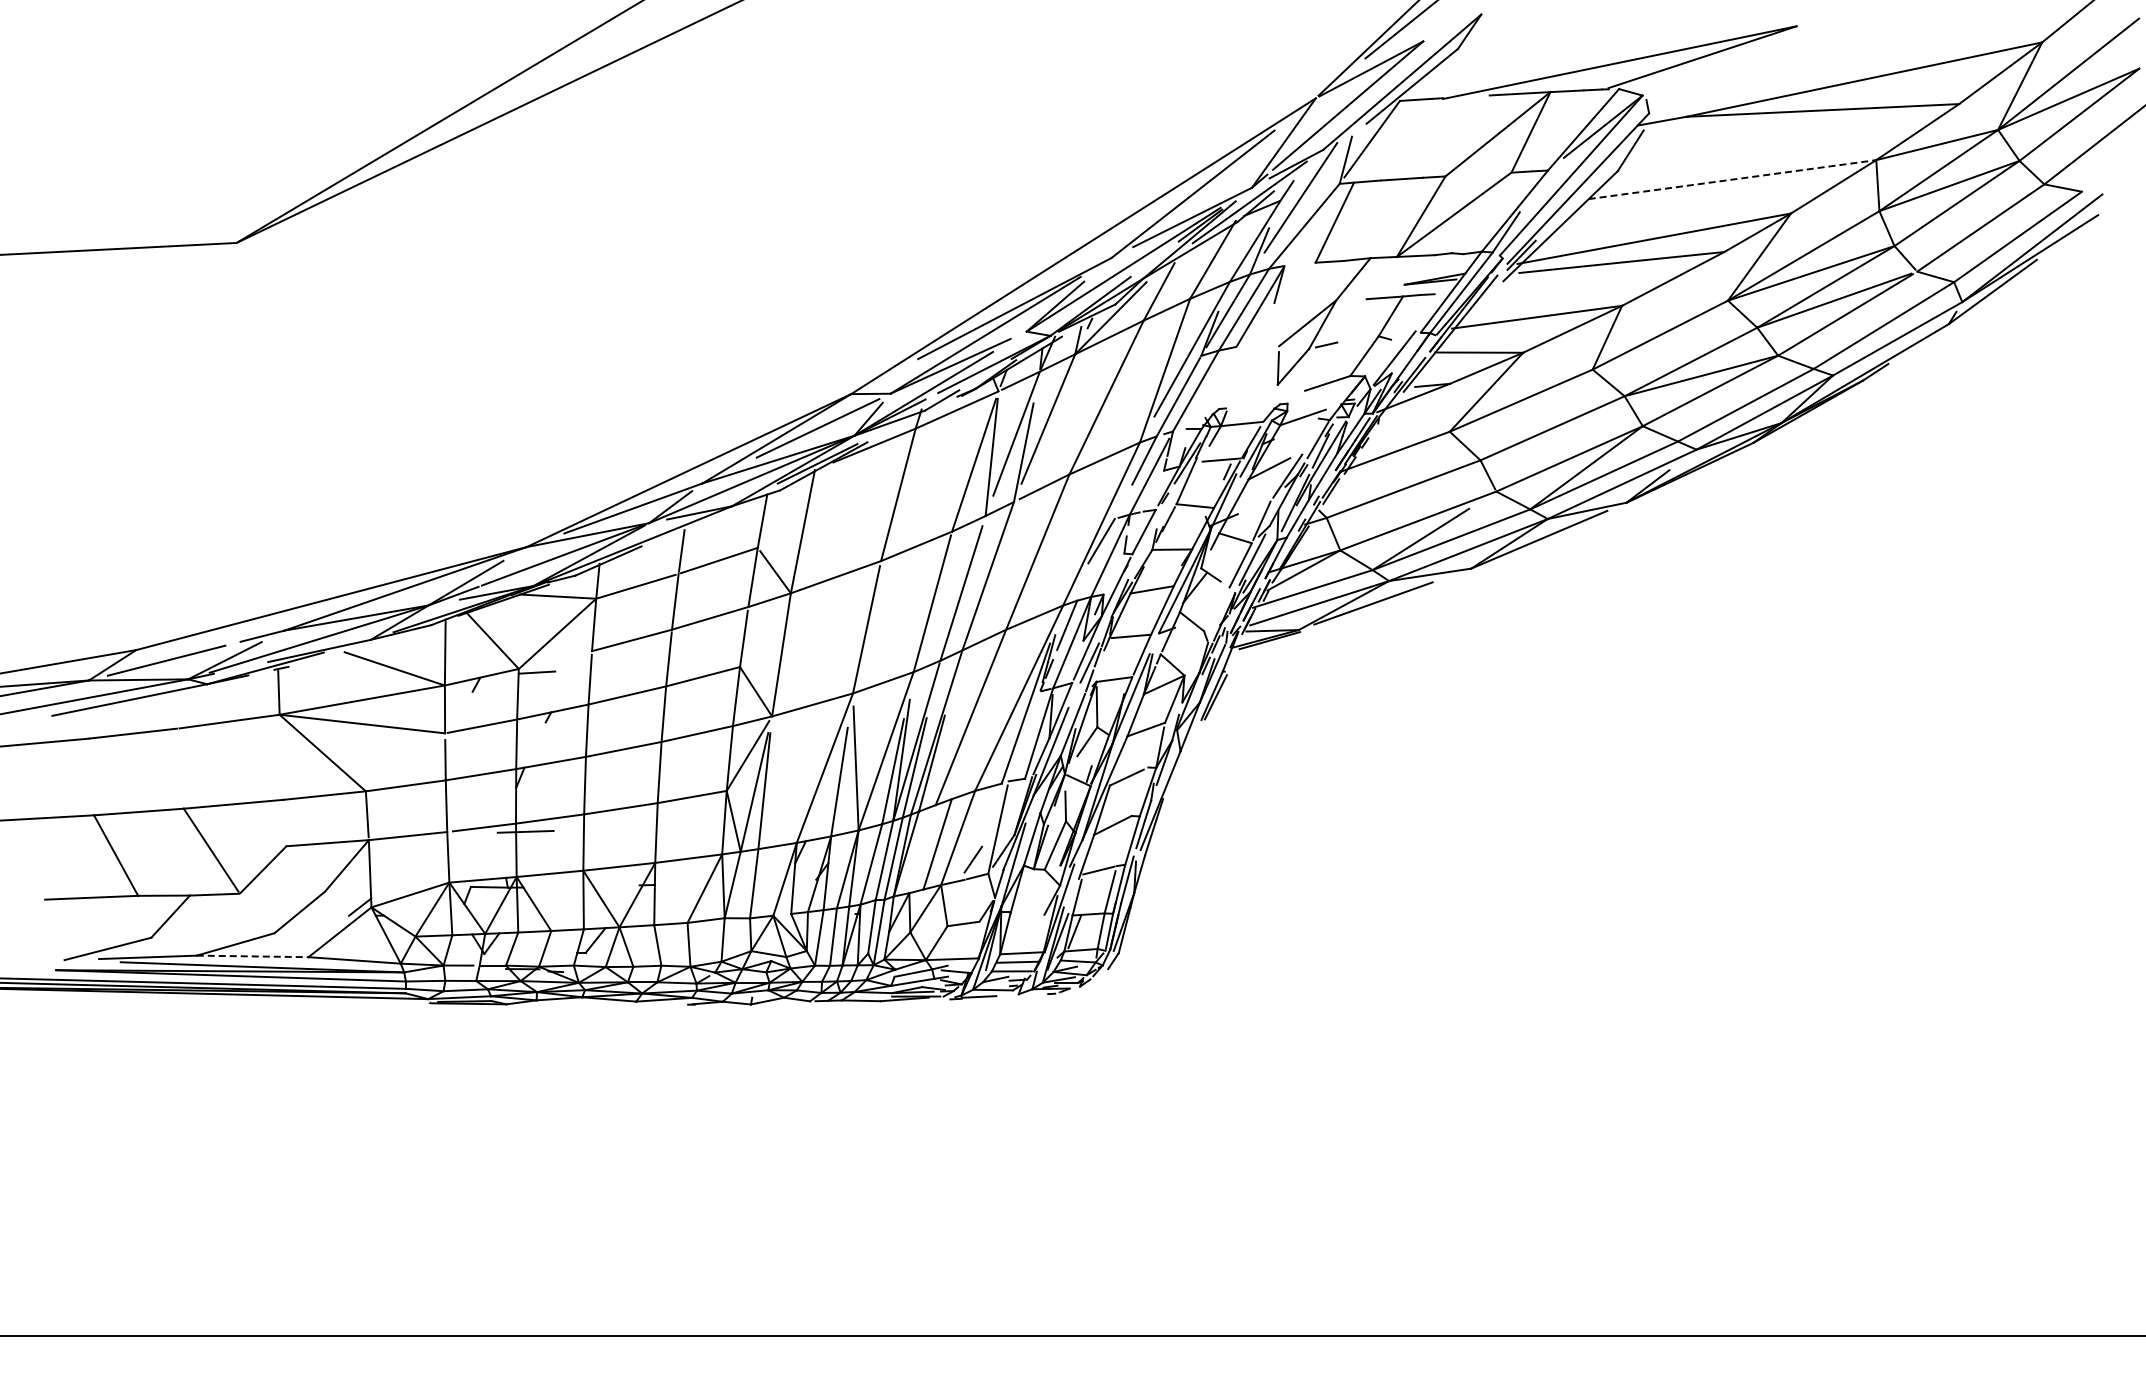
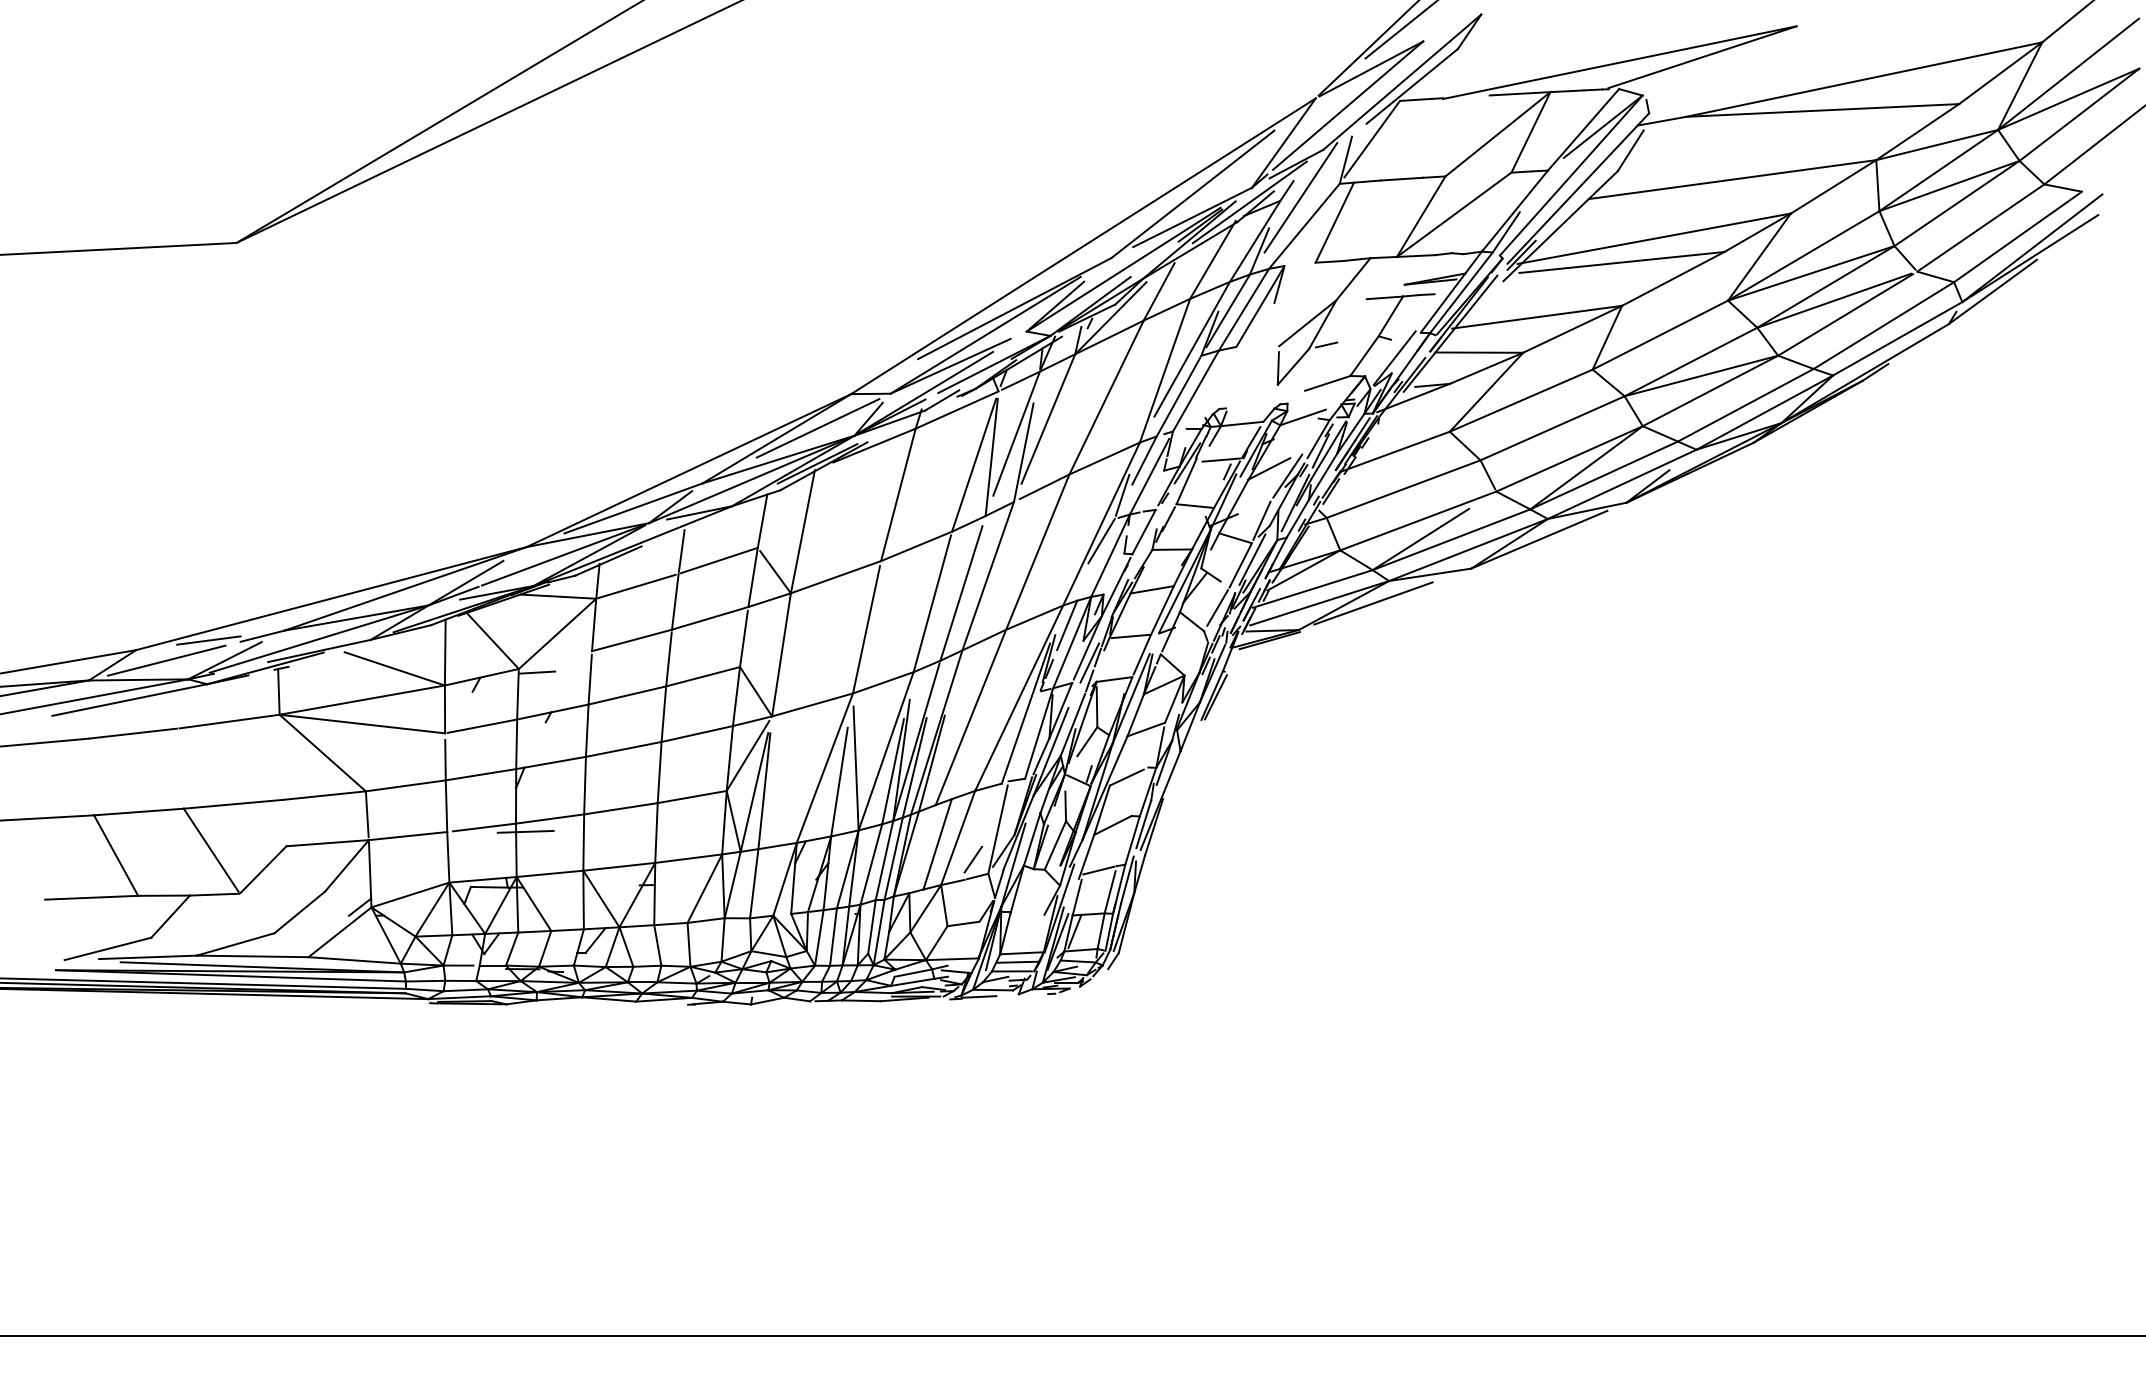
line: dashed -> solid (1733, 179)
line: none -> present (1122, 494)
line: none -> present (1217, 607)
line: none -> present (208, 640)
line: dashed -> solid (252, 956)
